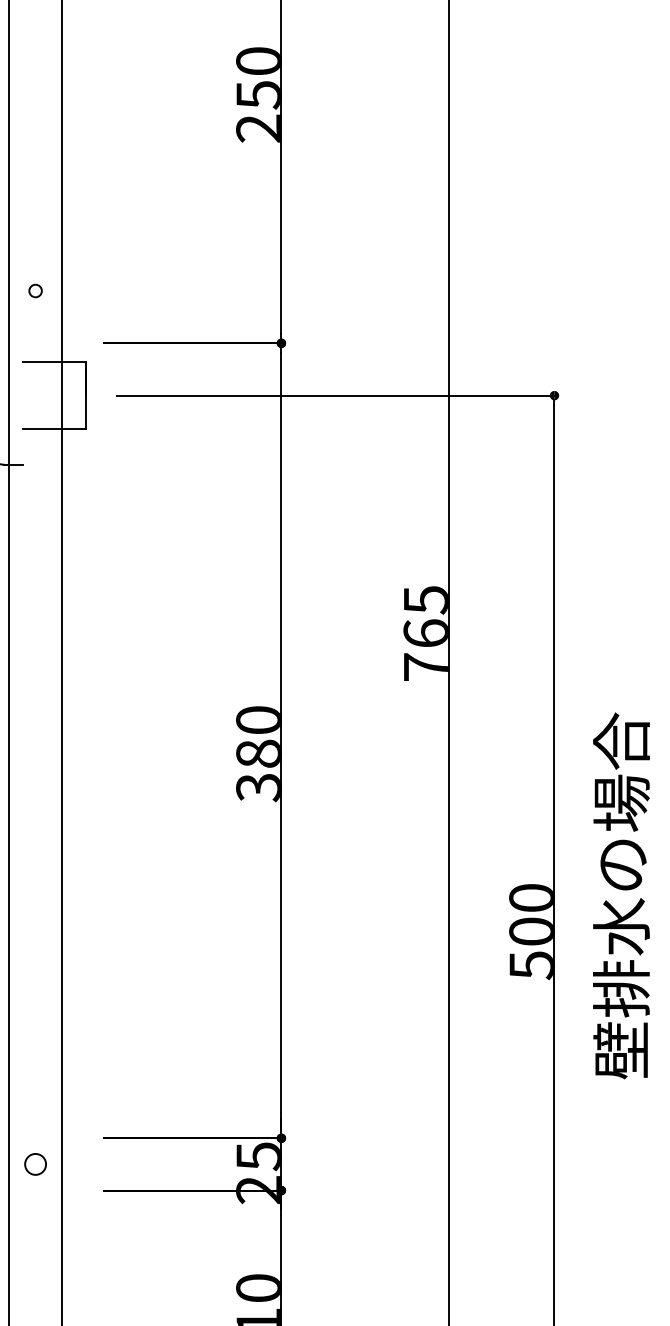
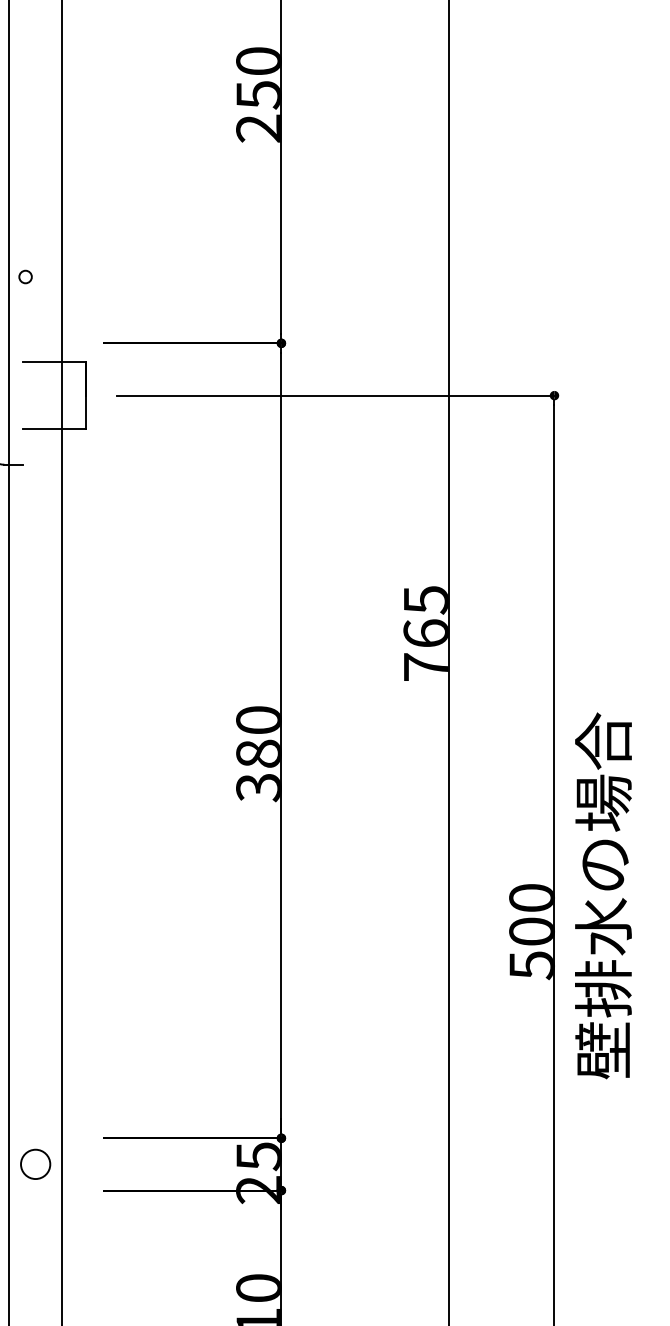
circle position: (35, 290) -> (25, 276) (25, 276)
text position: (621, 895) -> (603, 895) (603, 895)
circle size: 23x23 px -> 32x32 px (35, 1163)
